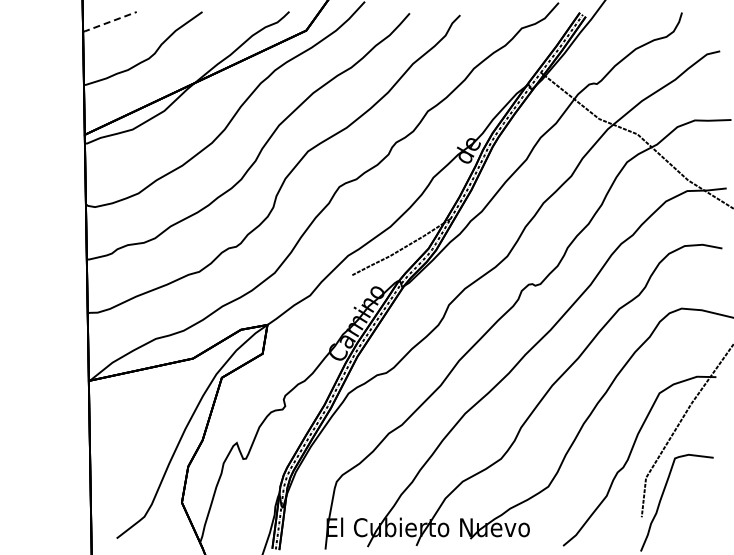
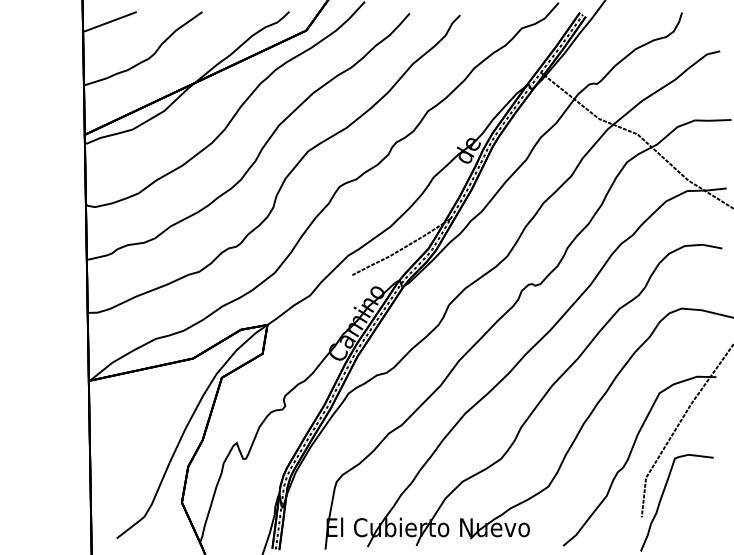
line: dashed -> solid (109, 22)
